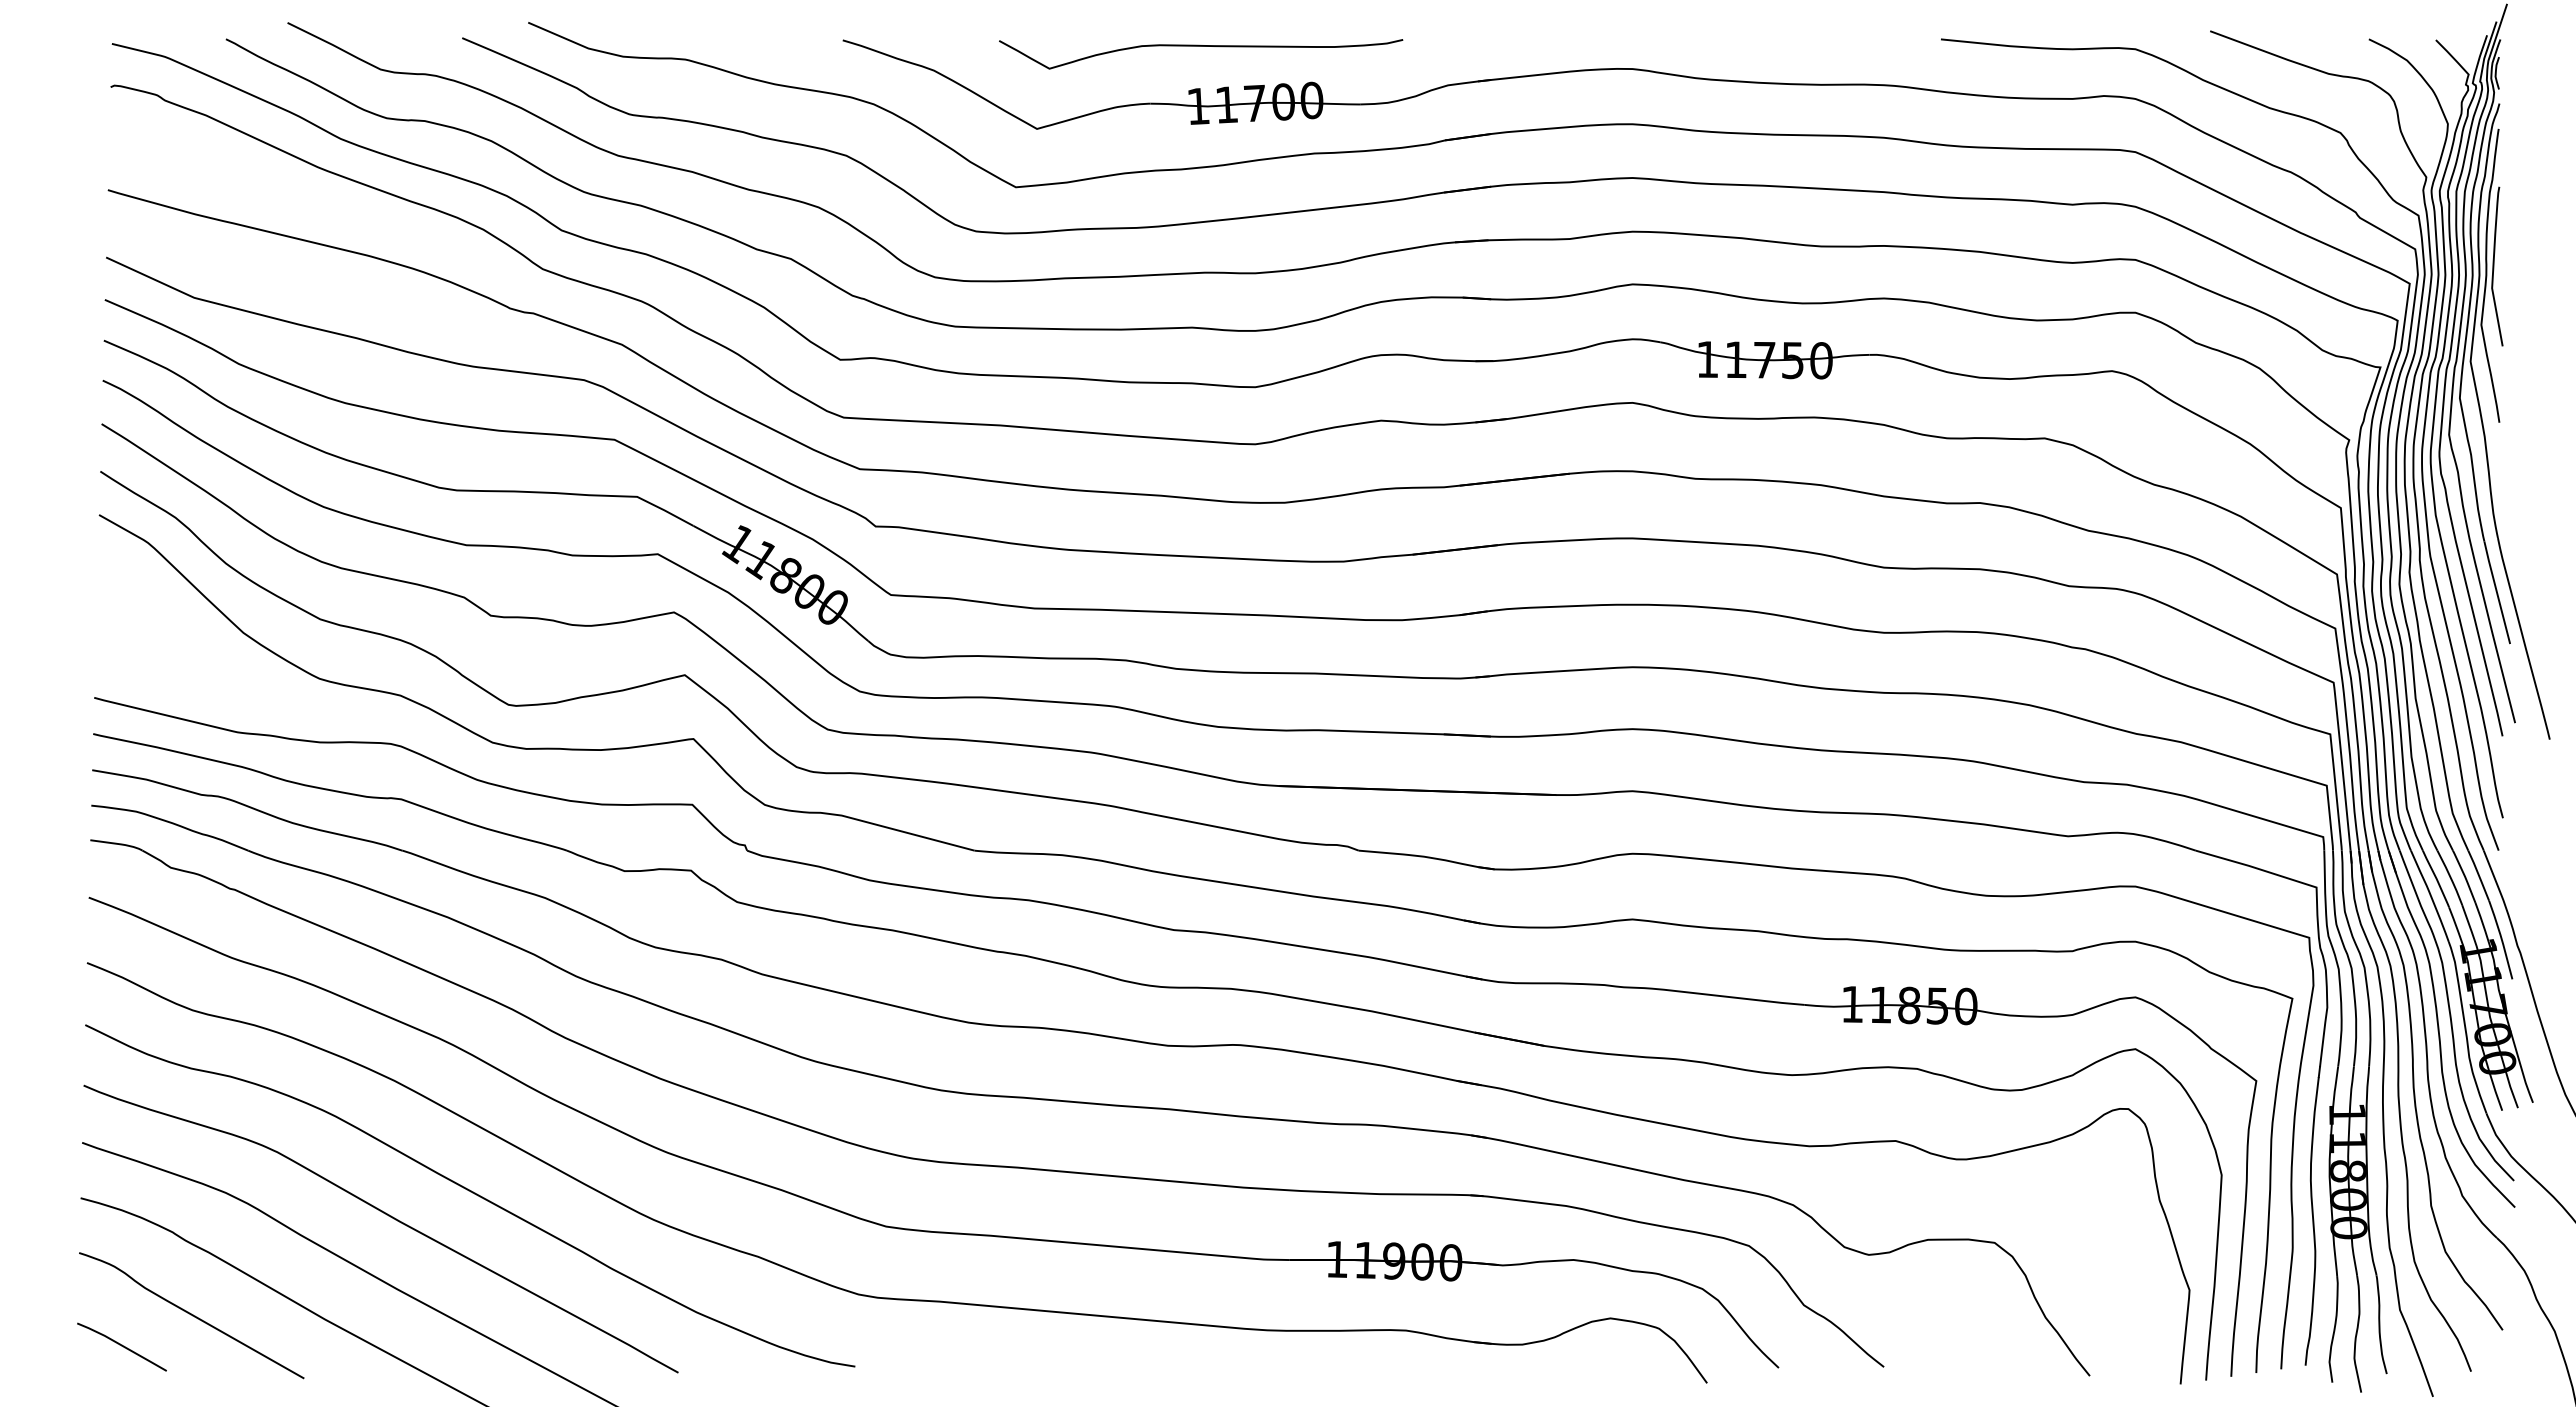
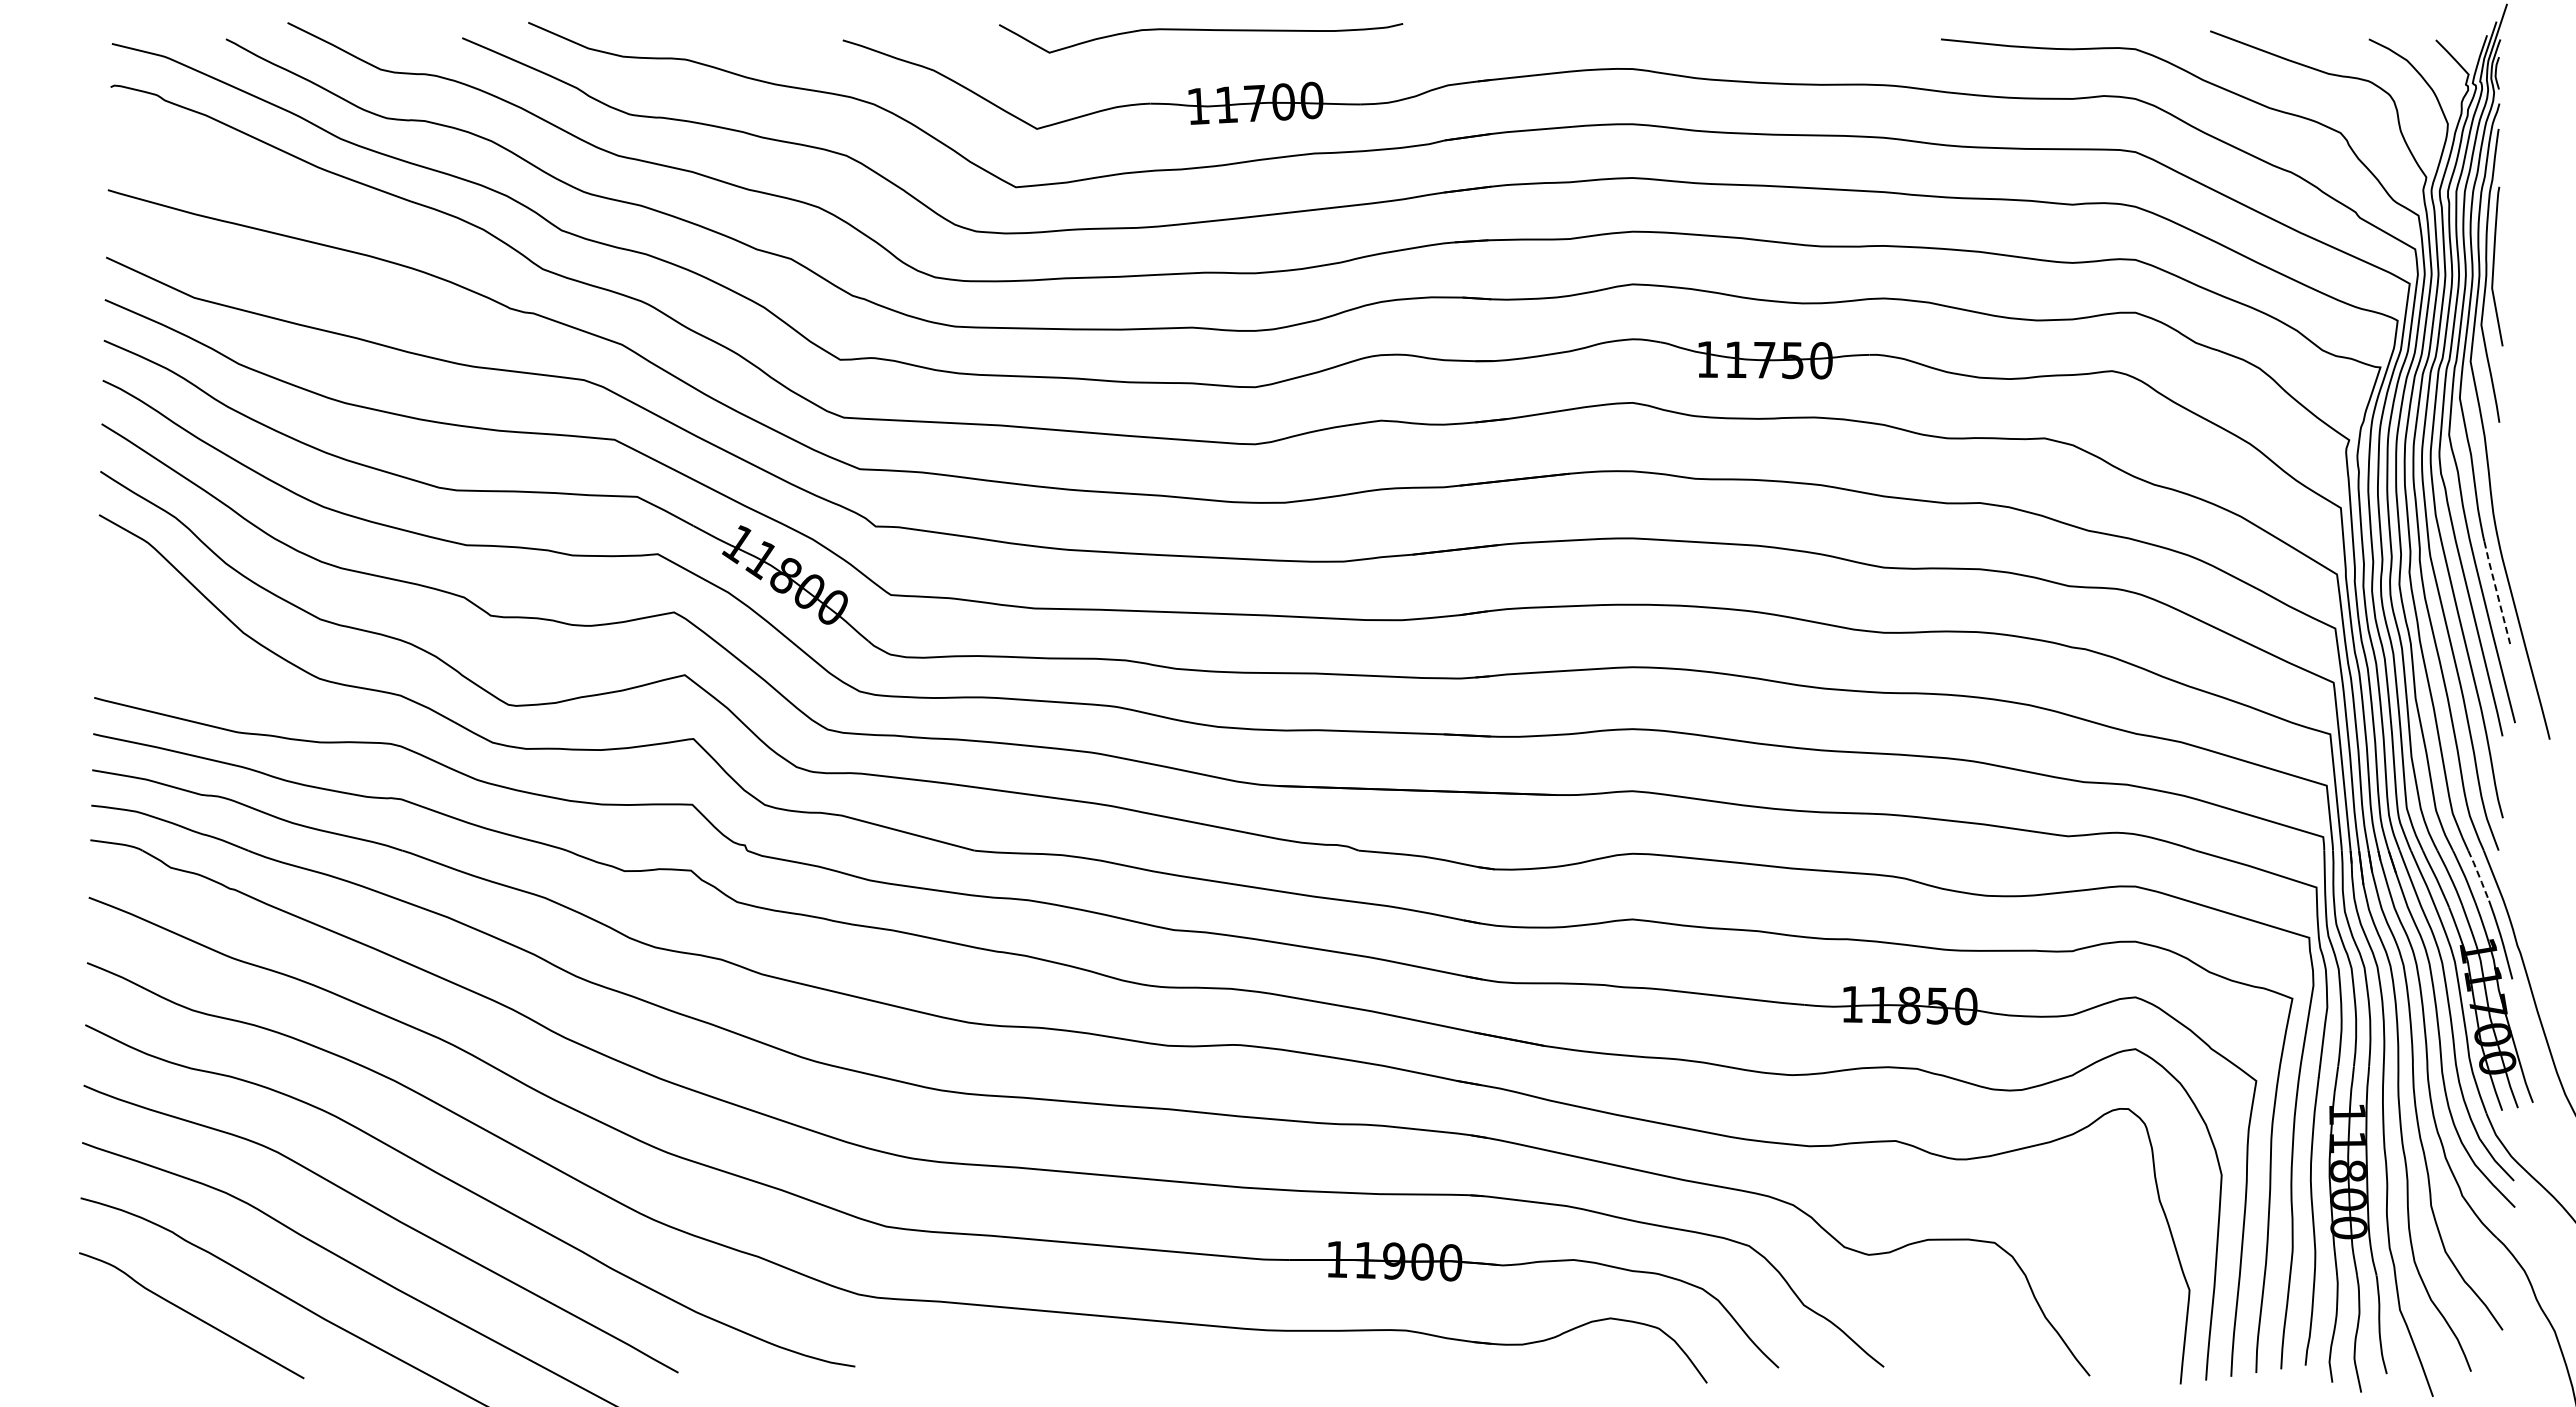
curve position: (1201, 46) -> (1201, 30) (1201, 30)
line: solid -> dashed (2497, 592)
line: solid -> dashed (2479, 875)
curve: present -> none (121, 1346)
